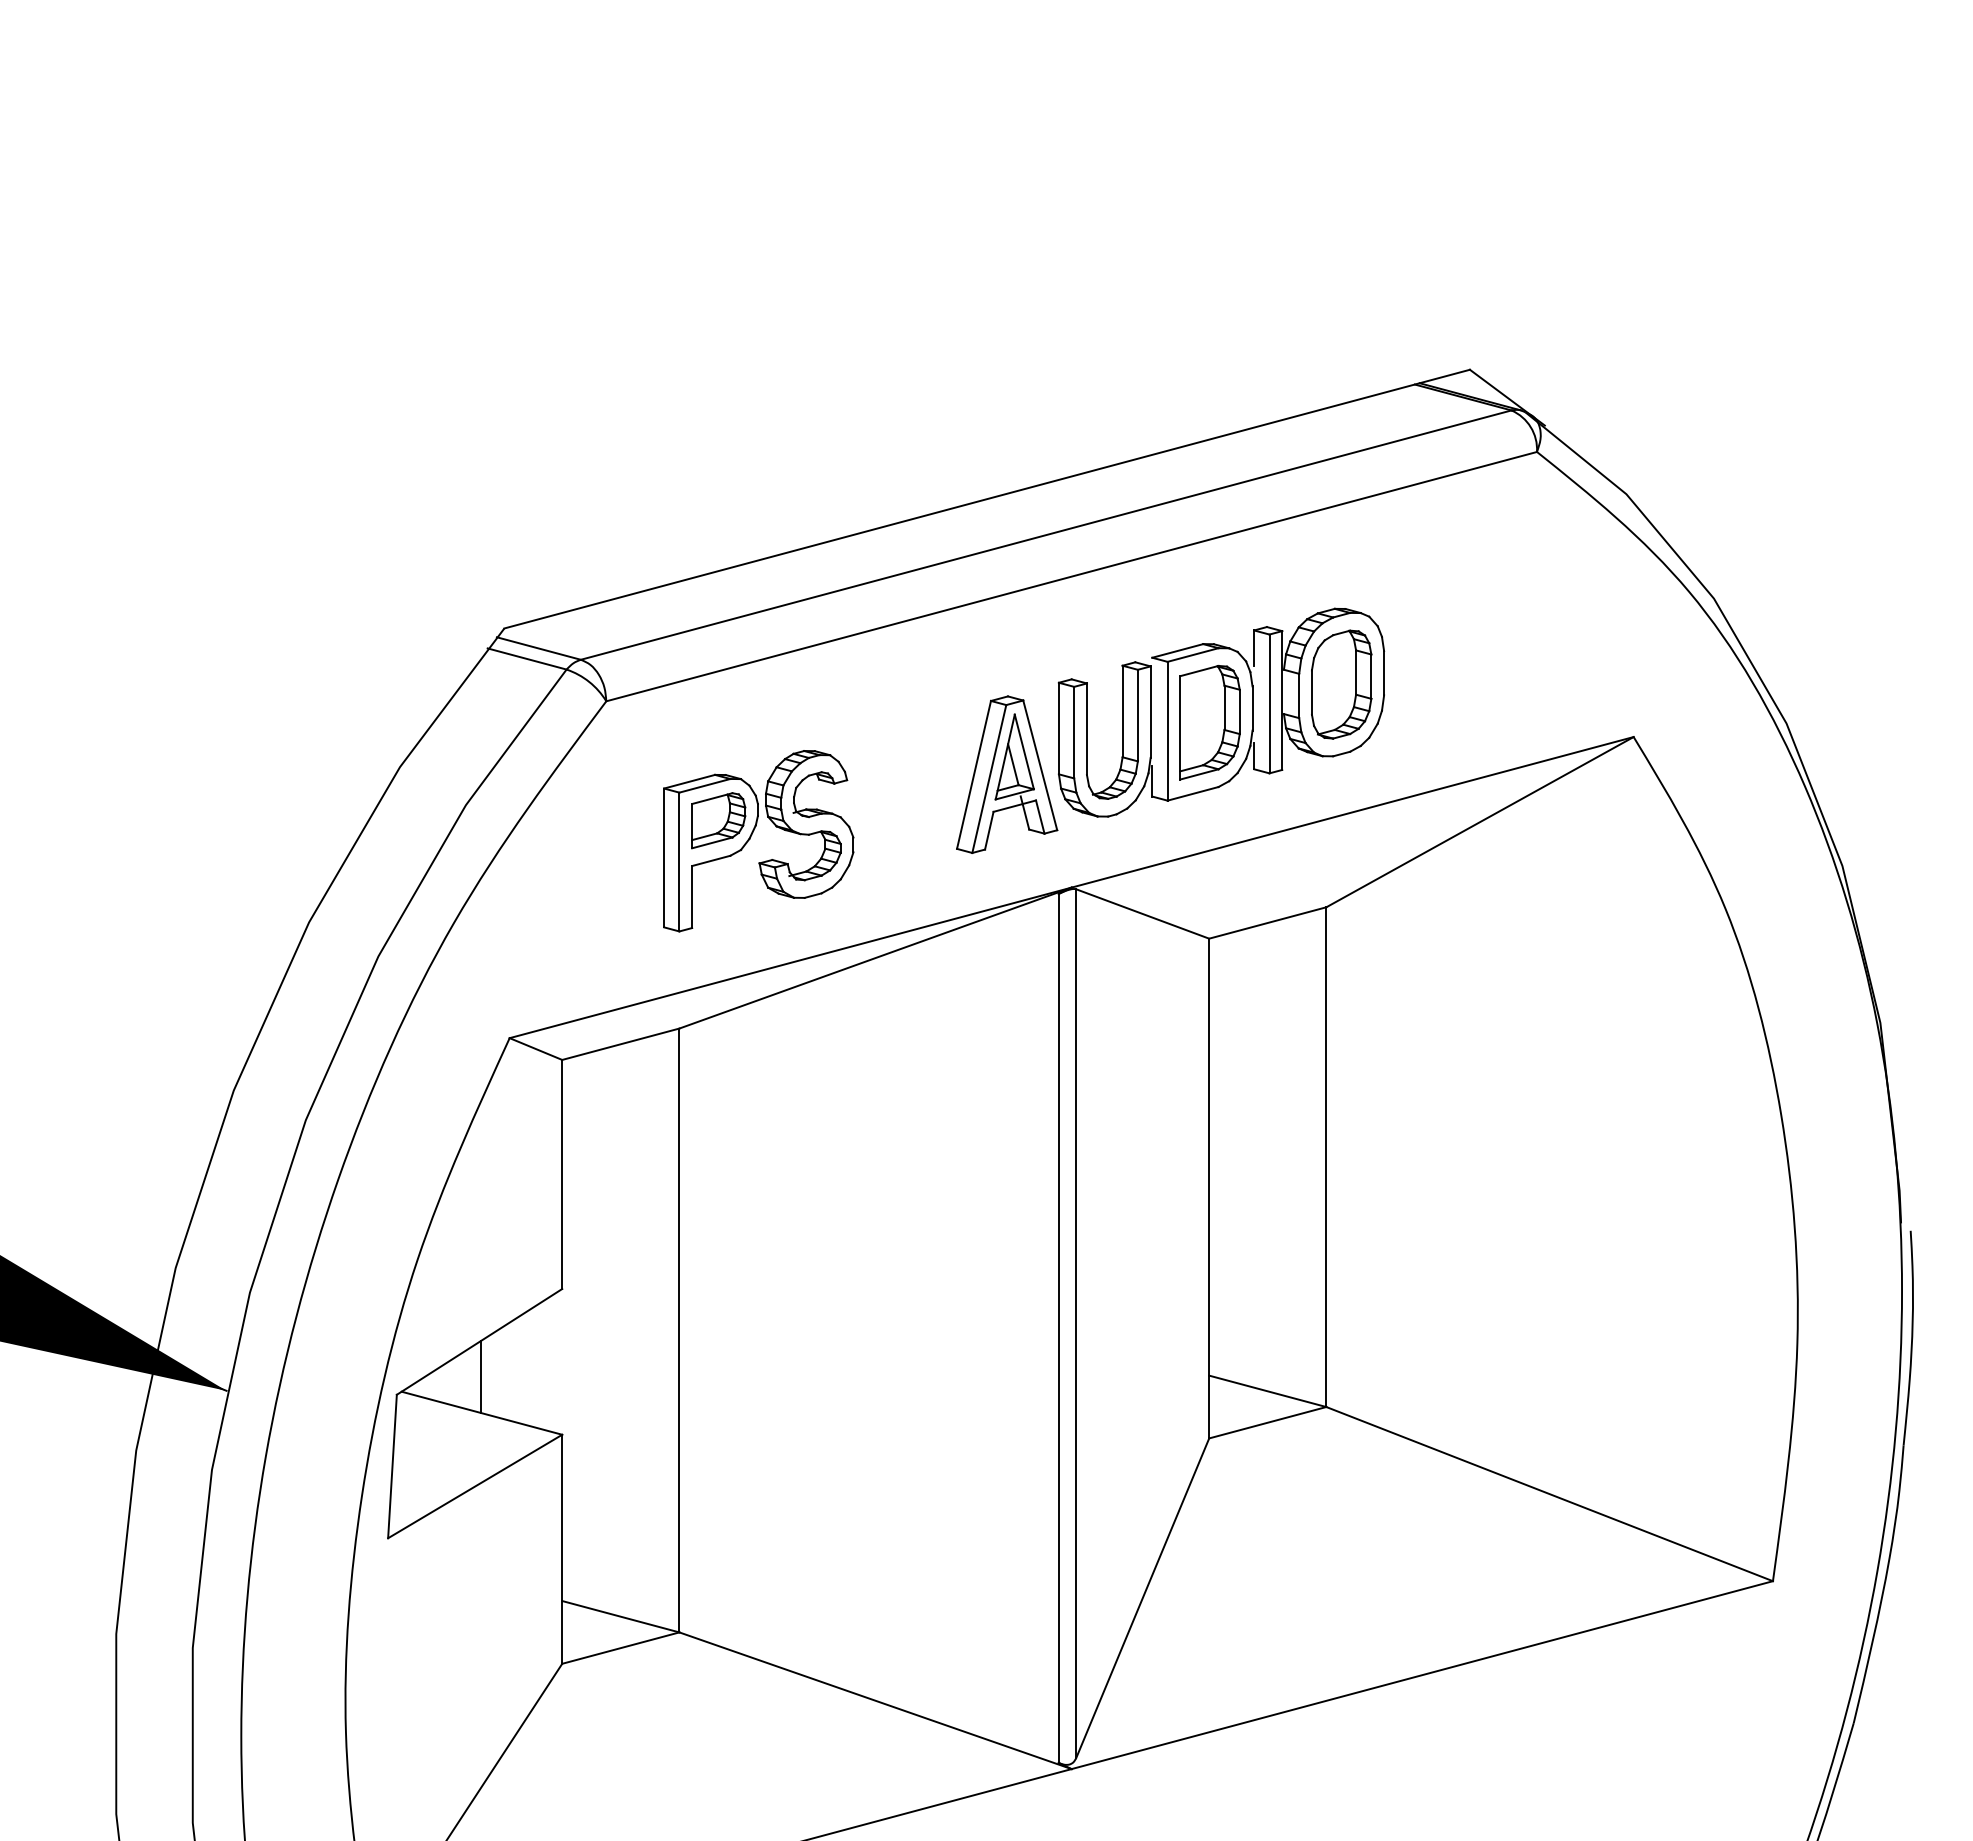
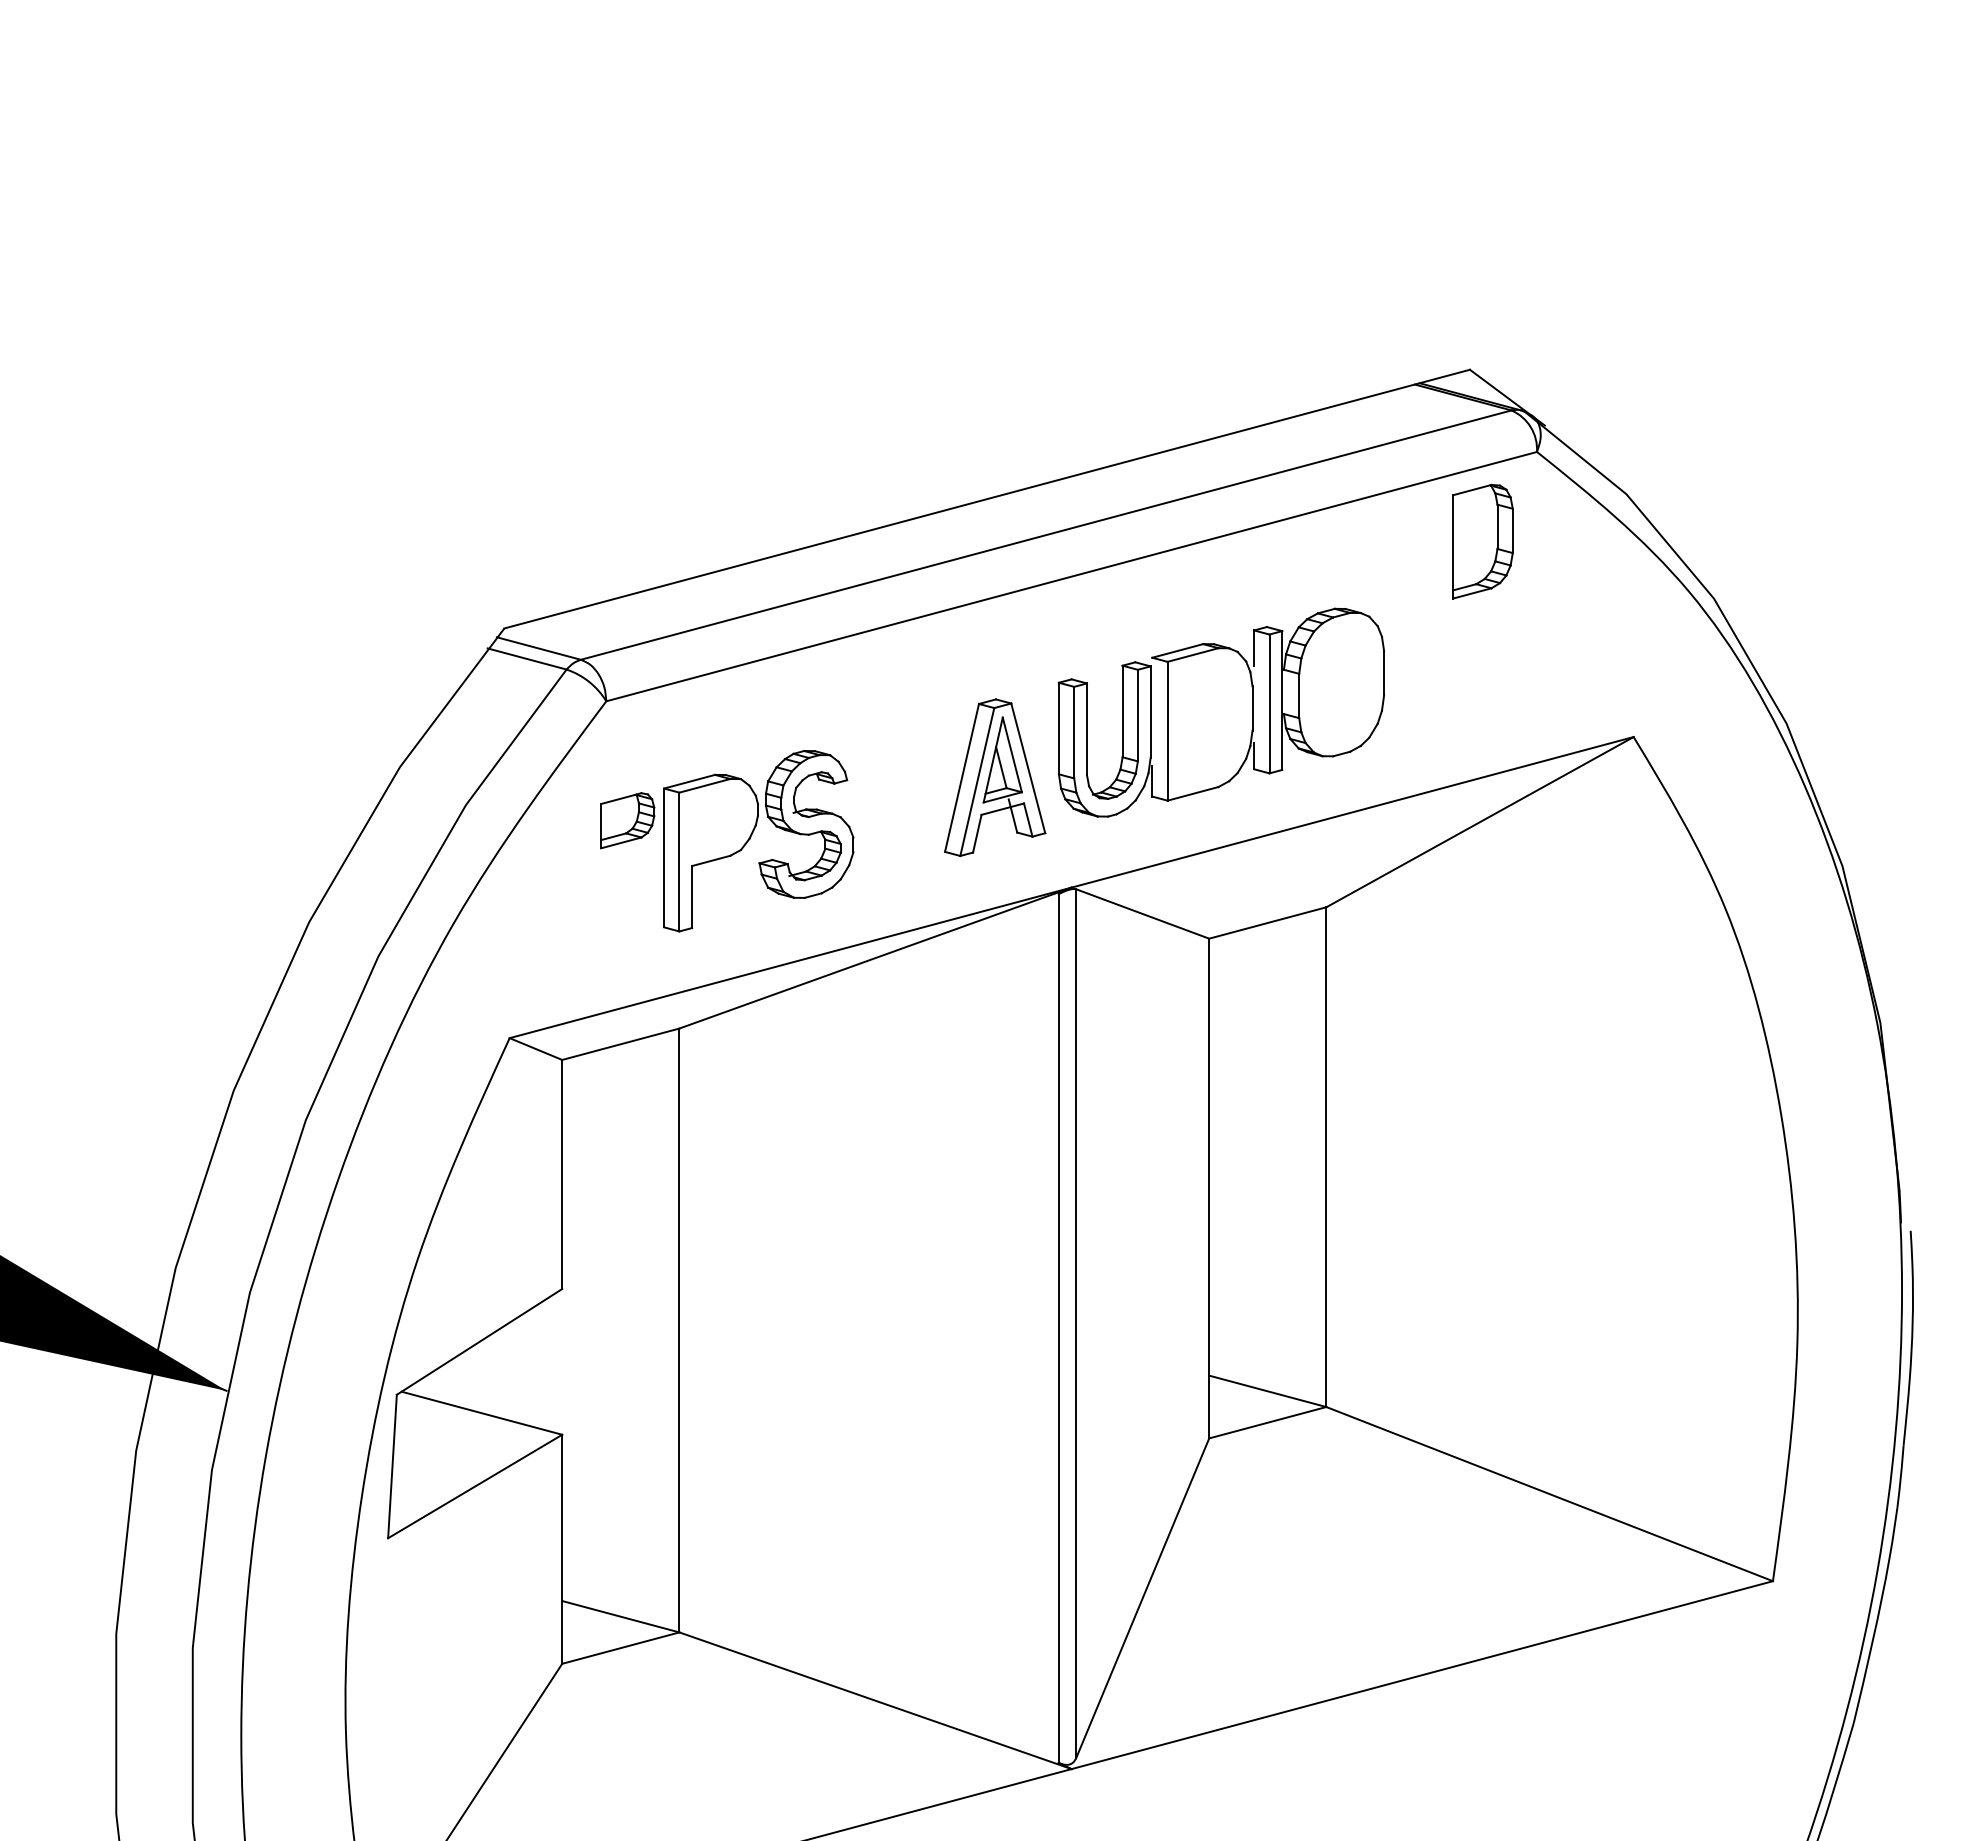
part: present -> none (1341, 684)
part position: (1209, 722) -> (1482, 541) (1482, 541)
part position: (1007, 774) -> (995, 777) (995, 777)
part position: (718, 820) -> (627, 820) (627, 820)
line: present -> none (480, 1376)
